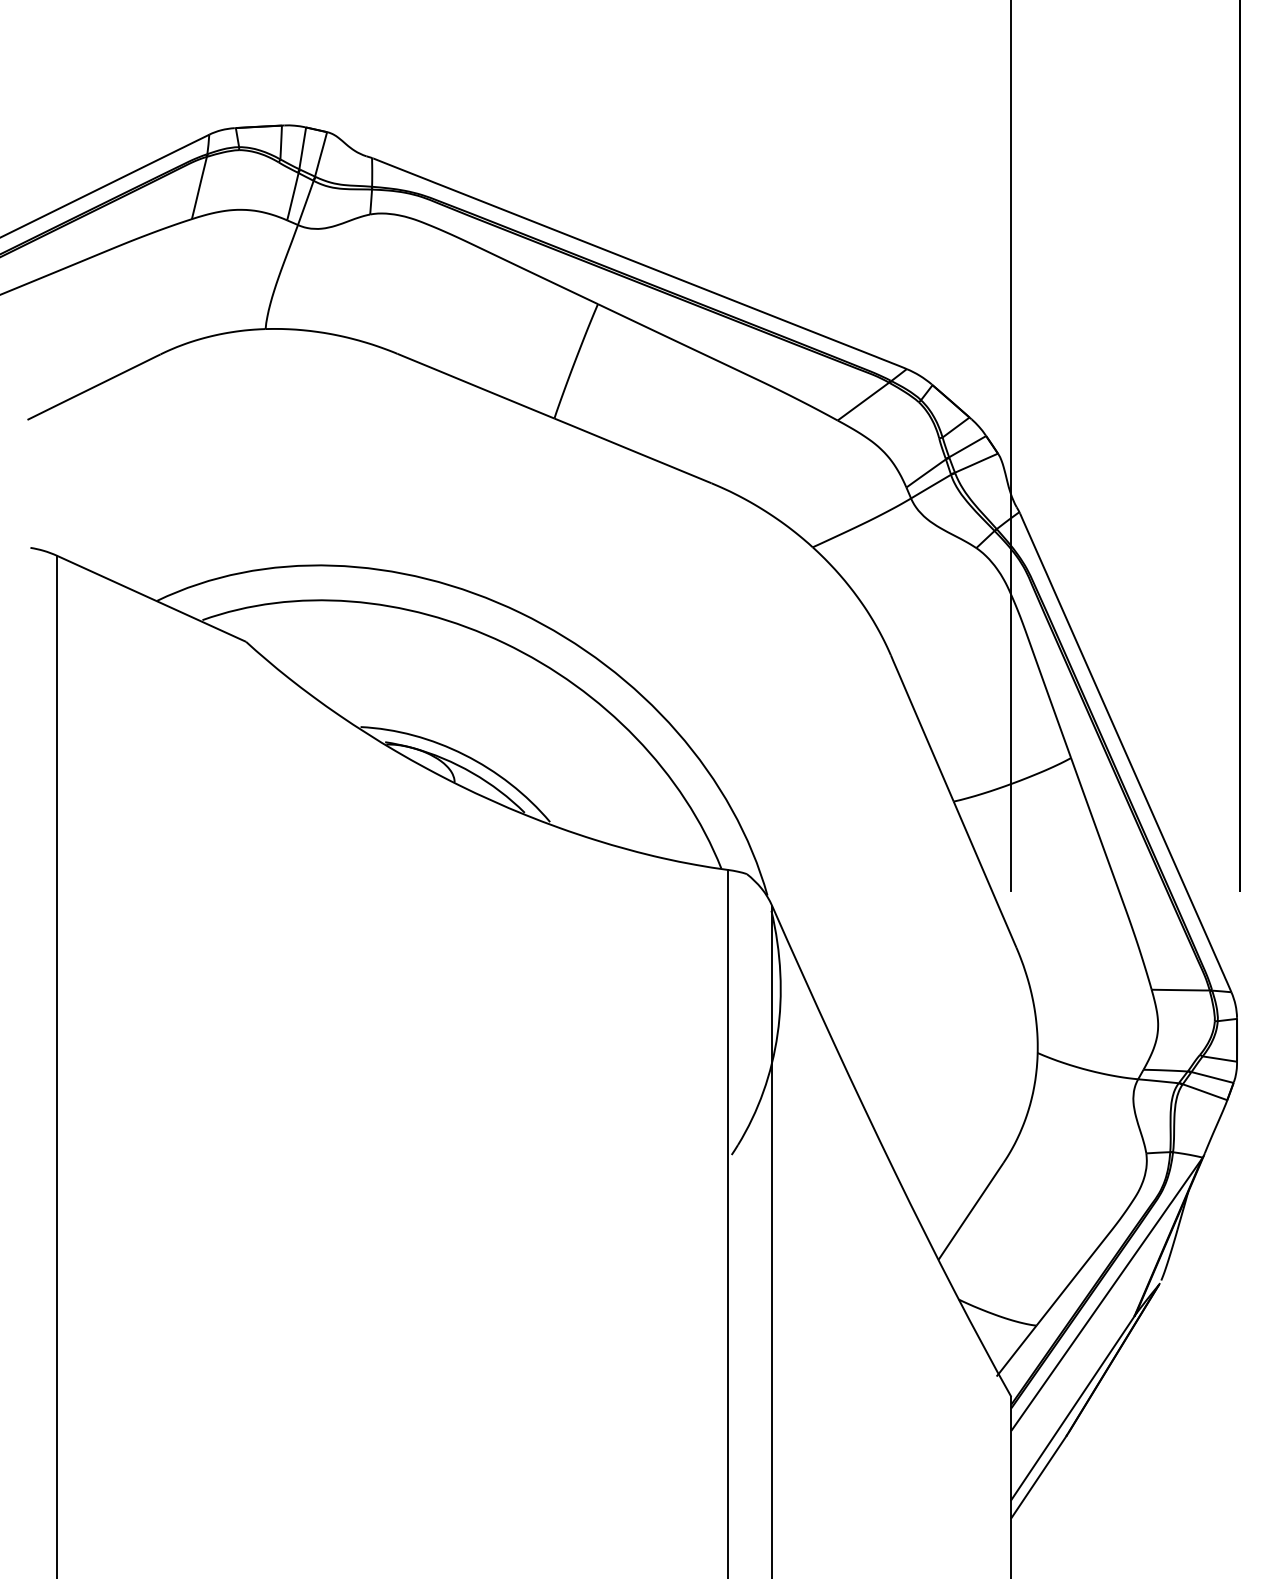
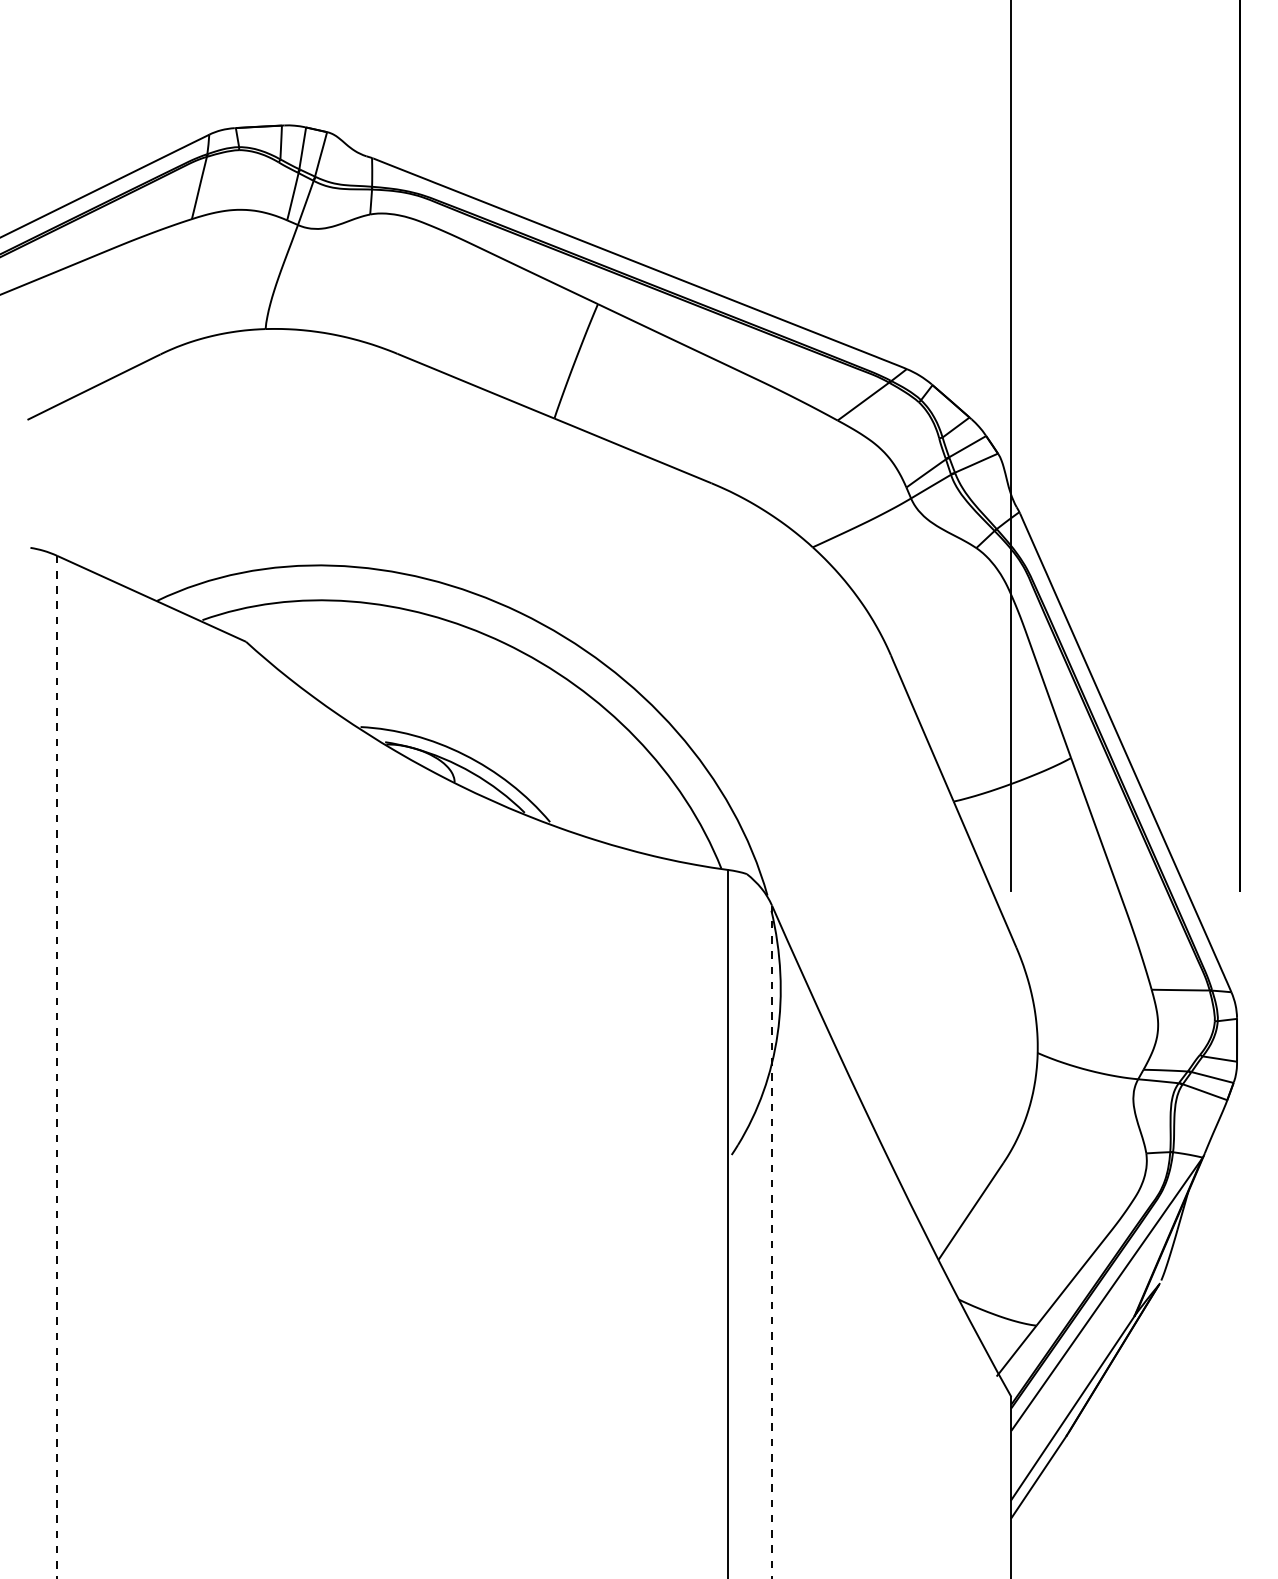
line: solid -> dashed (57, 1067)
line: solid -> dashed (772, 1242)
